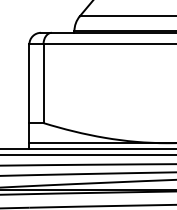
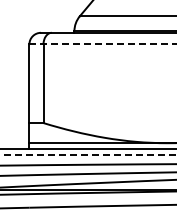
line: solid -> dashed (103, 44)
line: solid -> dashed (88, 154)
